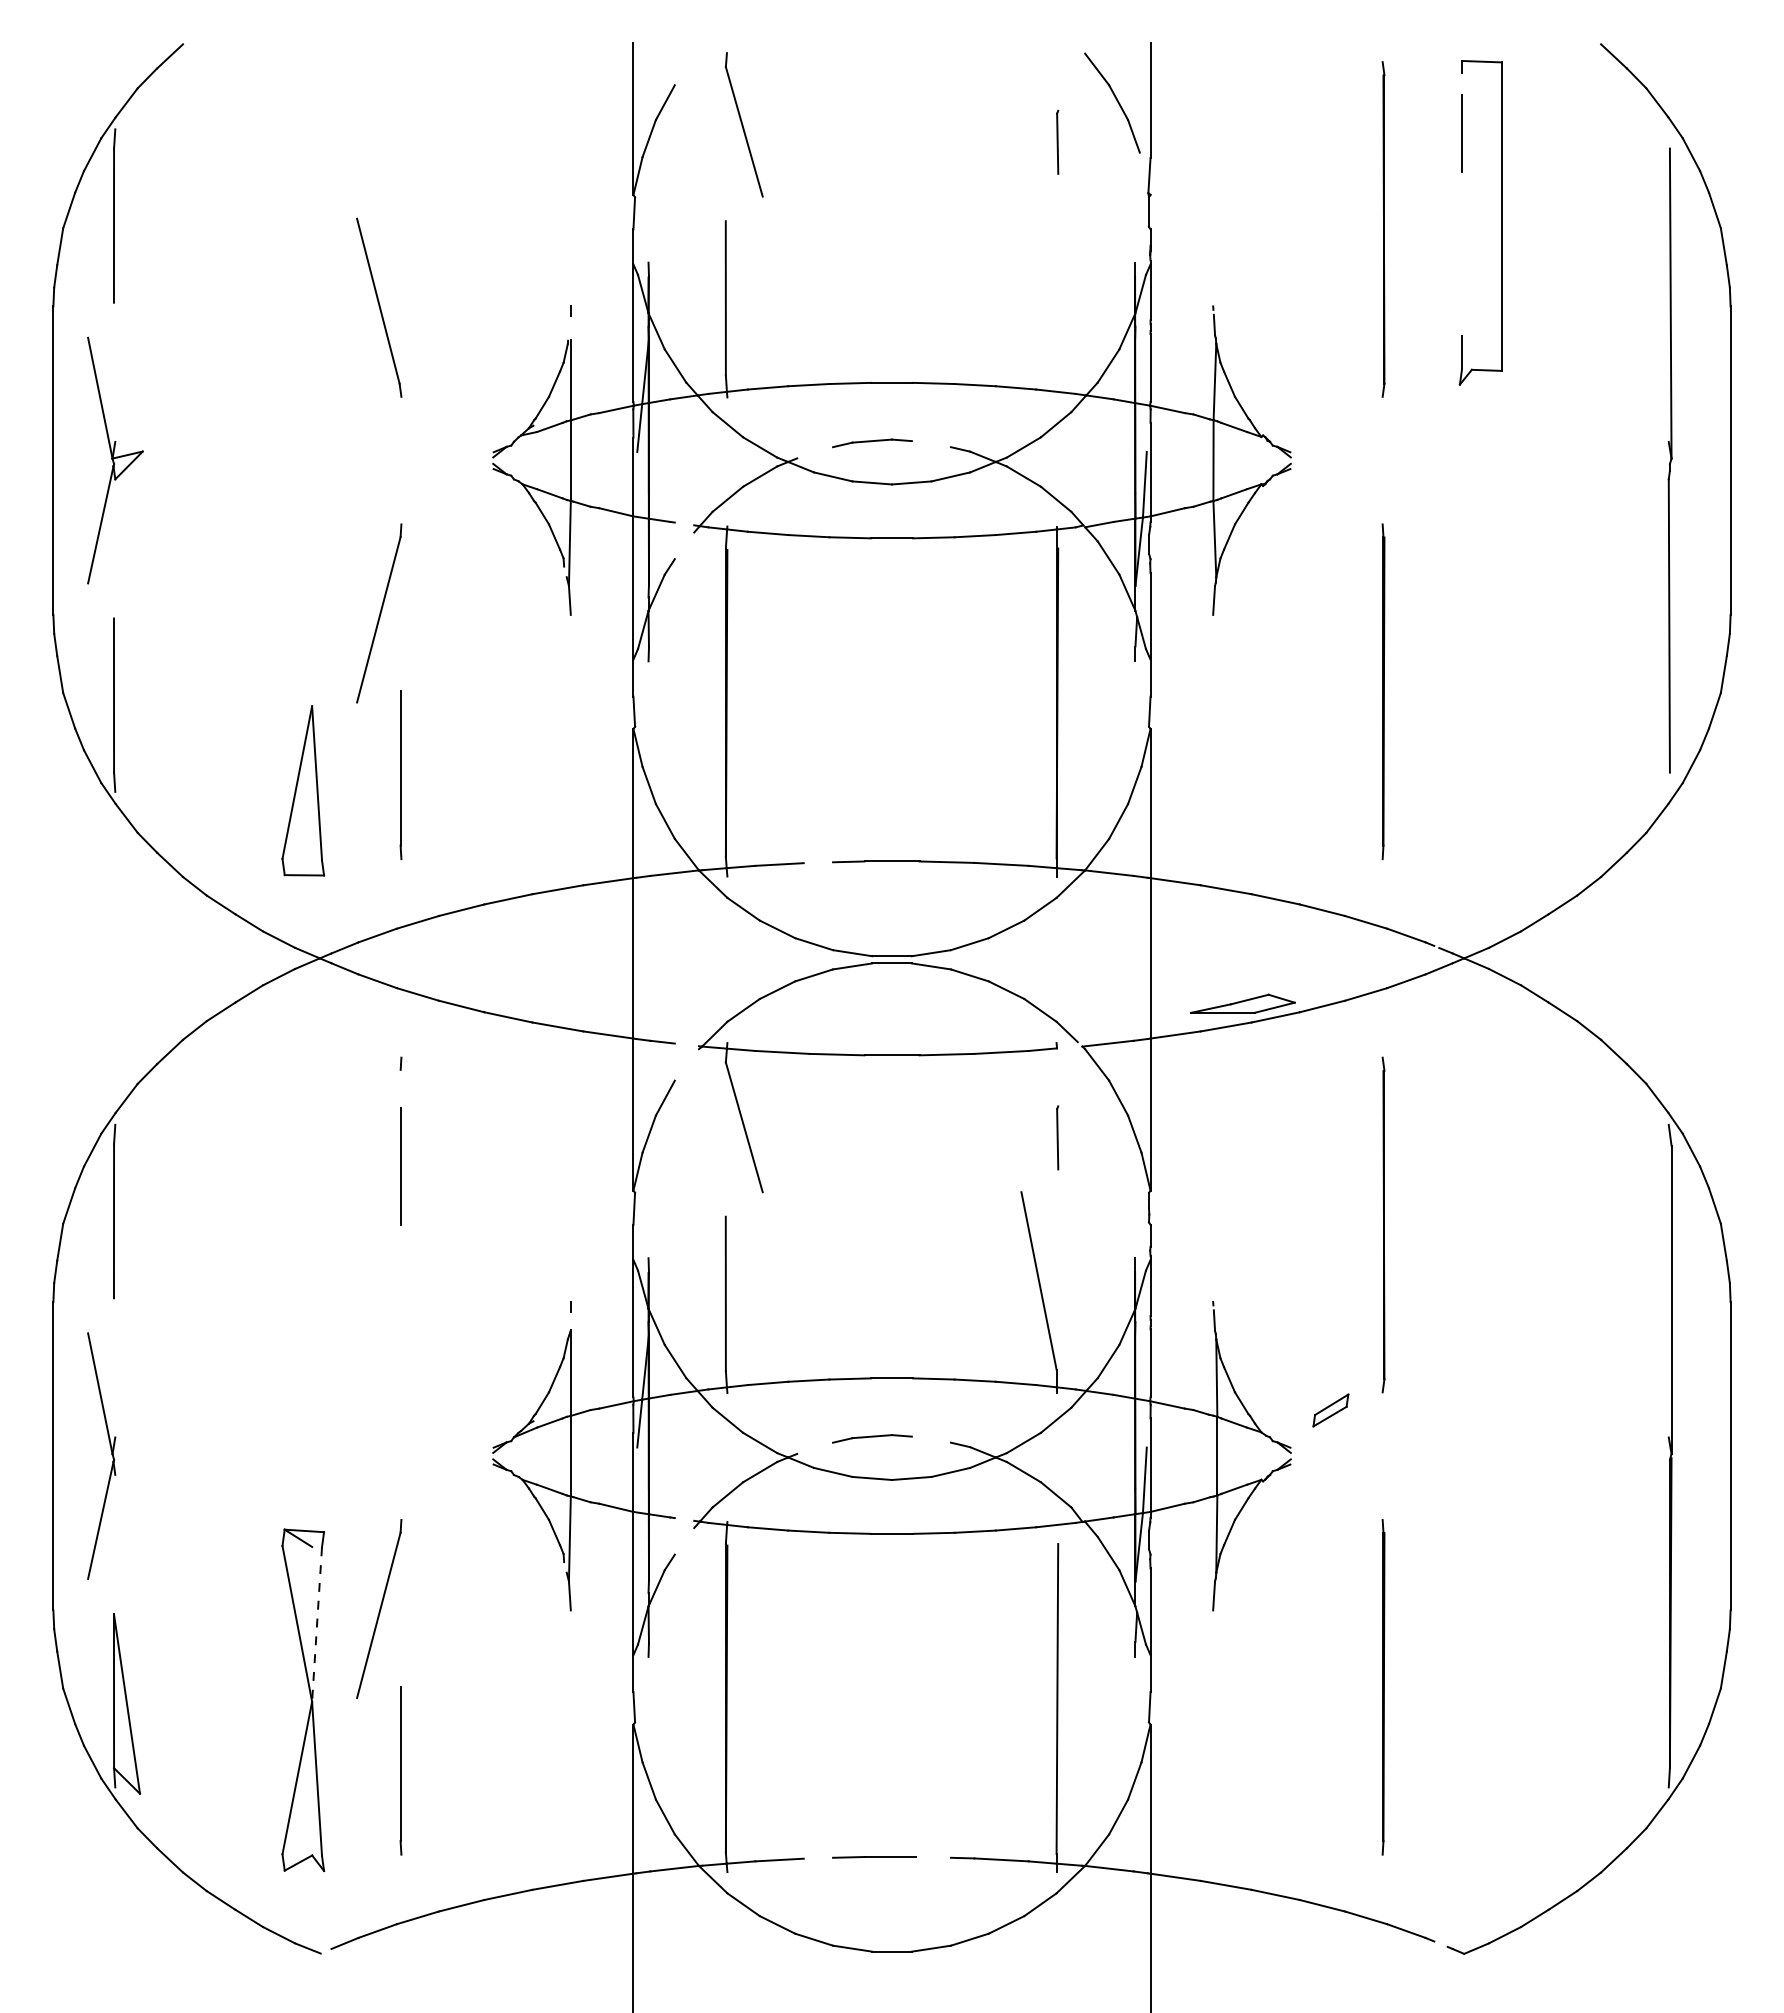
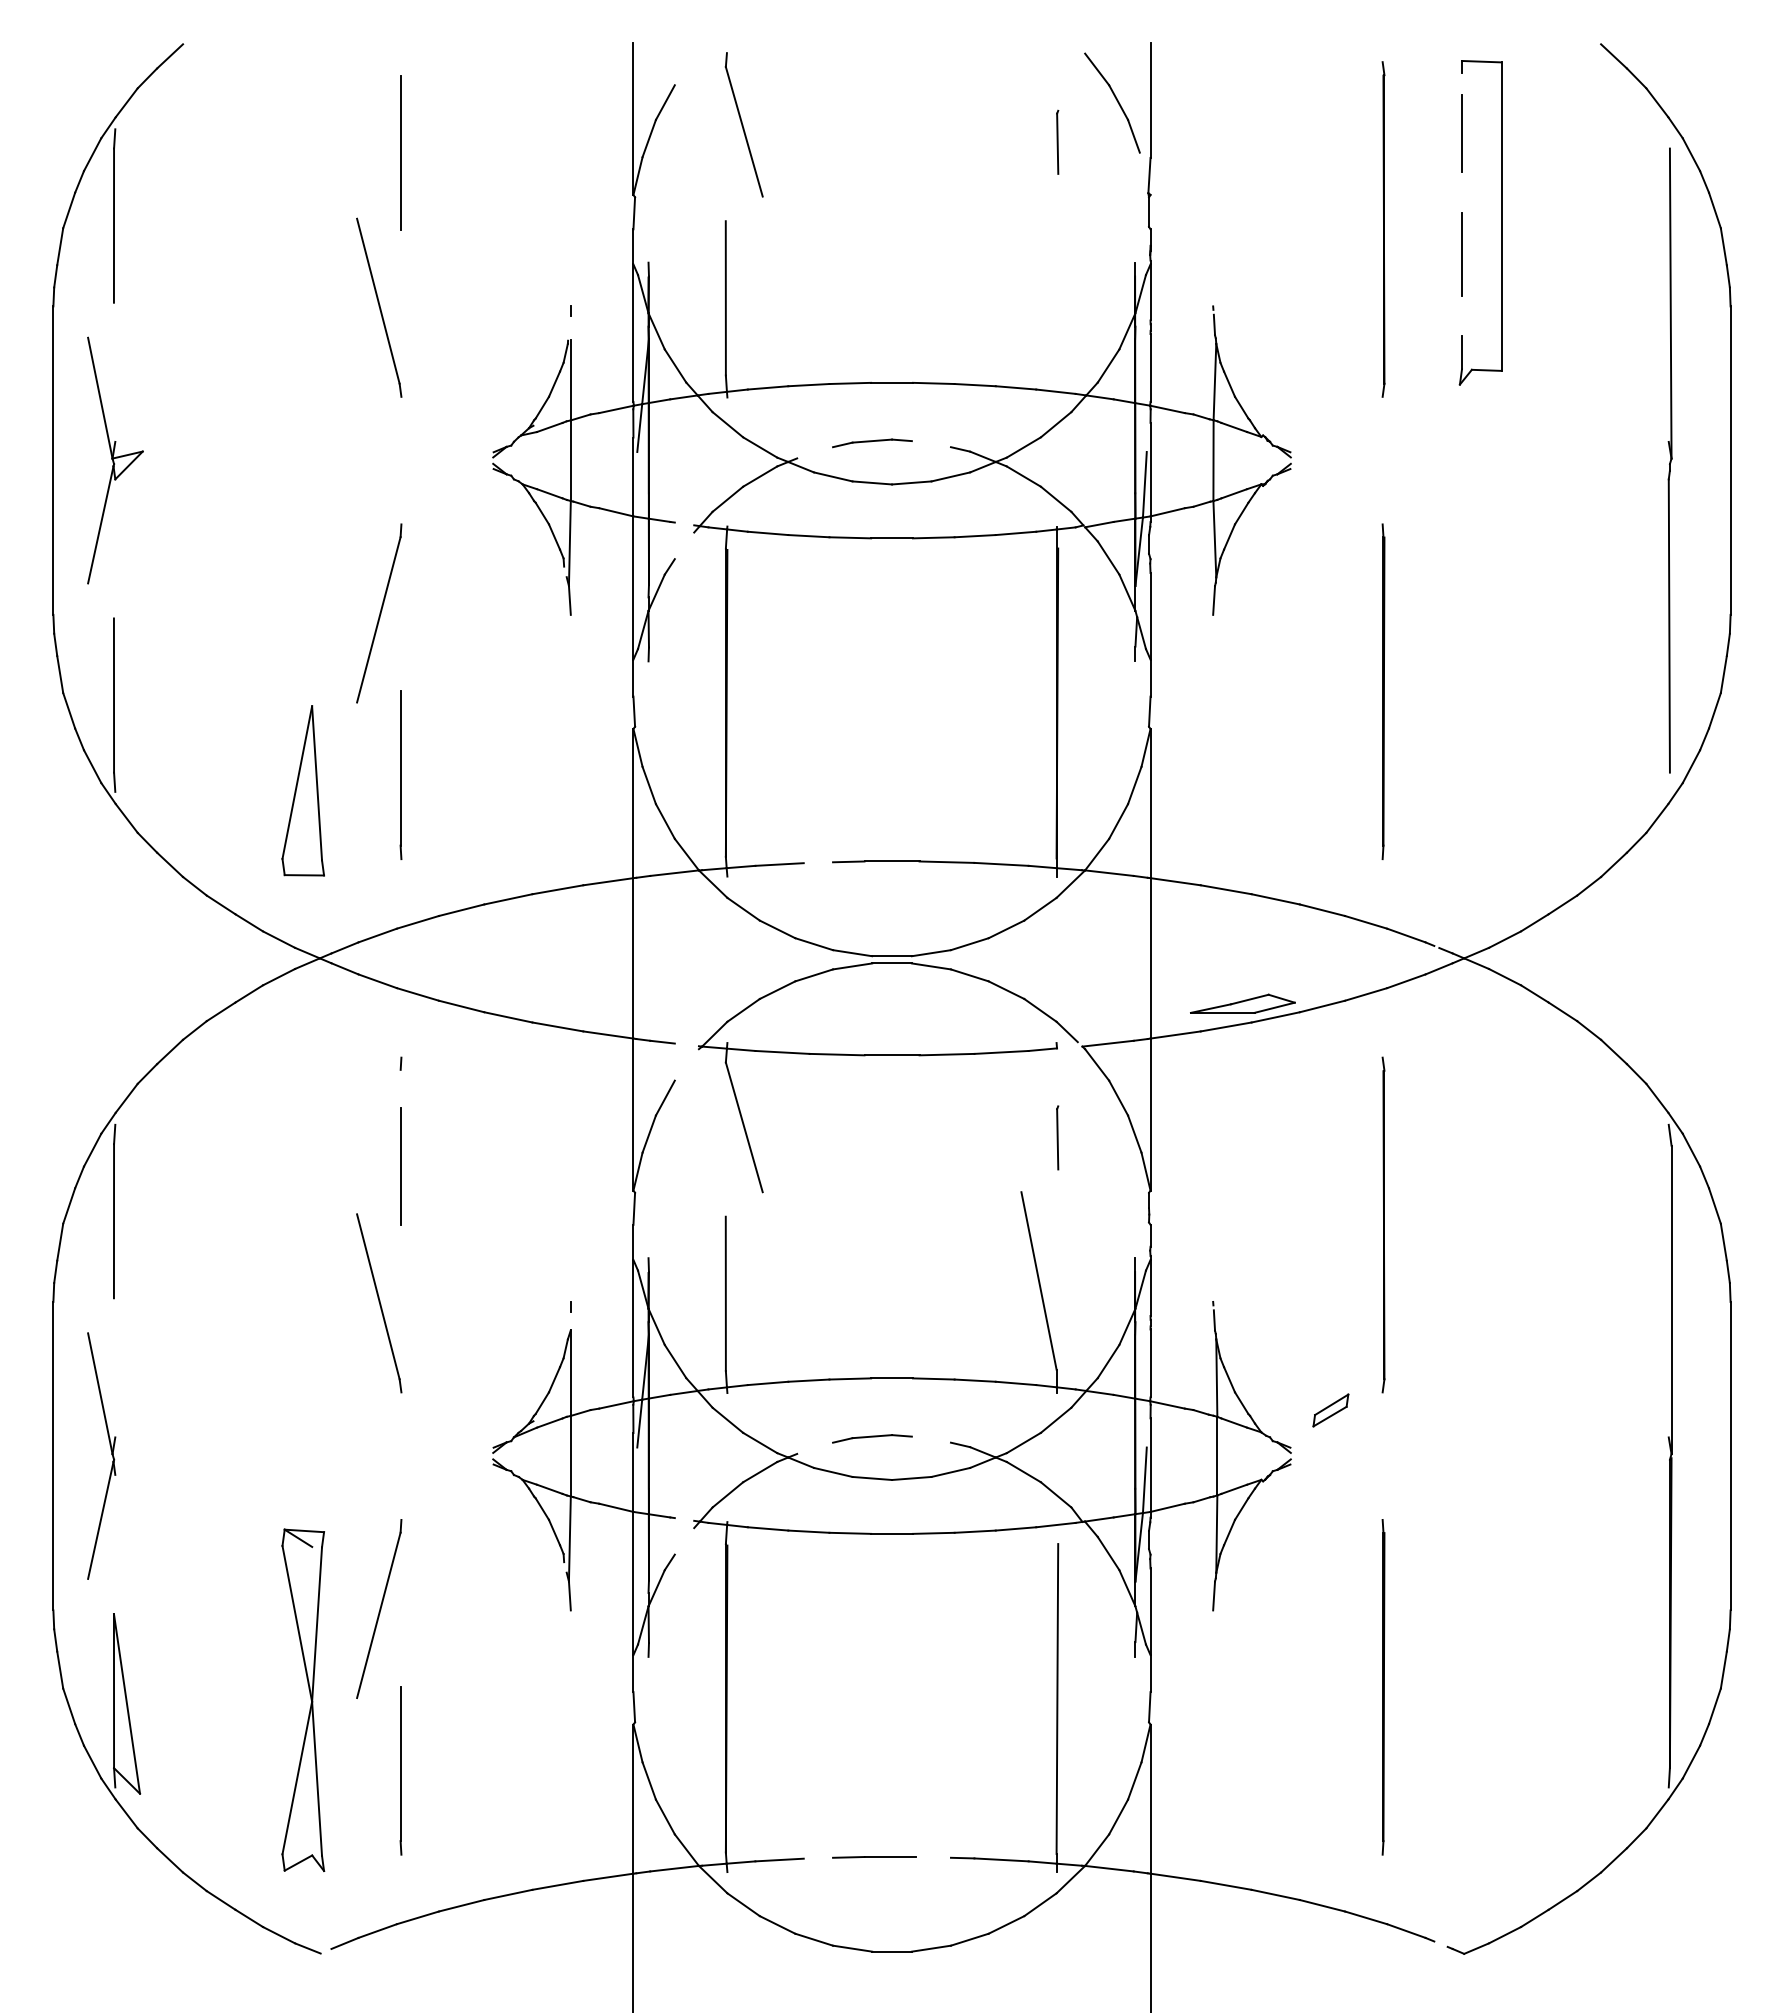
line: none -> present (400, 152)
line: none -> present (1461, 254)
part: none -> present (379, 1303)
line: dashed -> solid (317, 1625)
